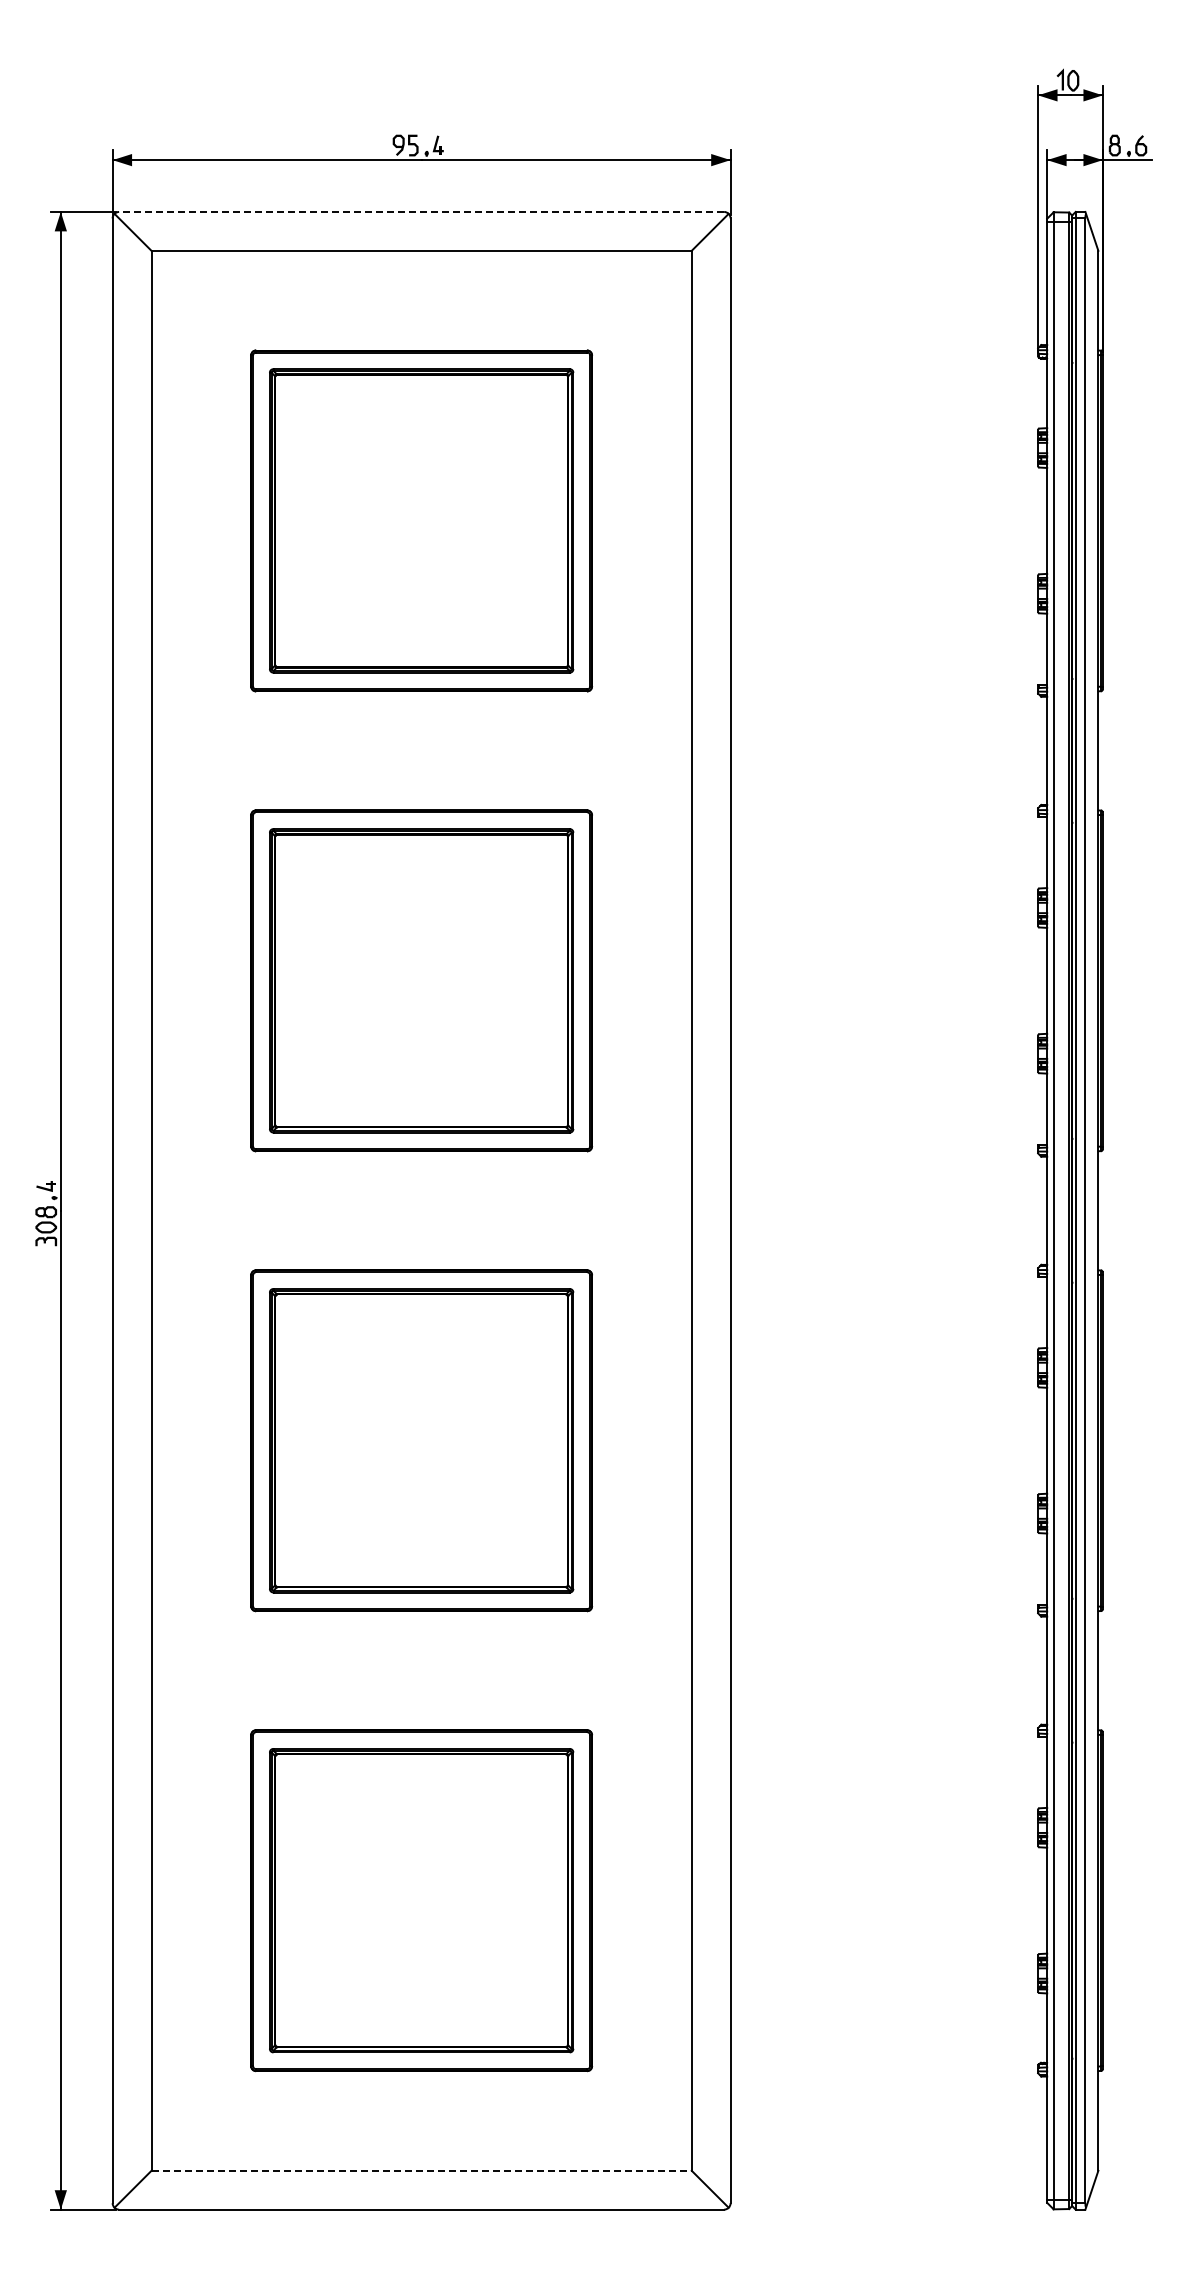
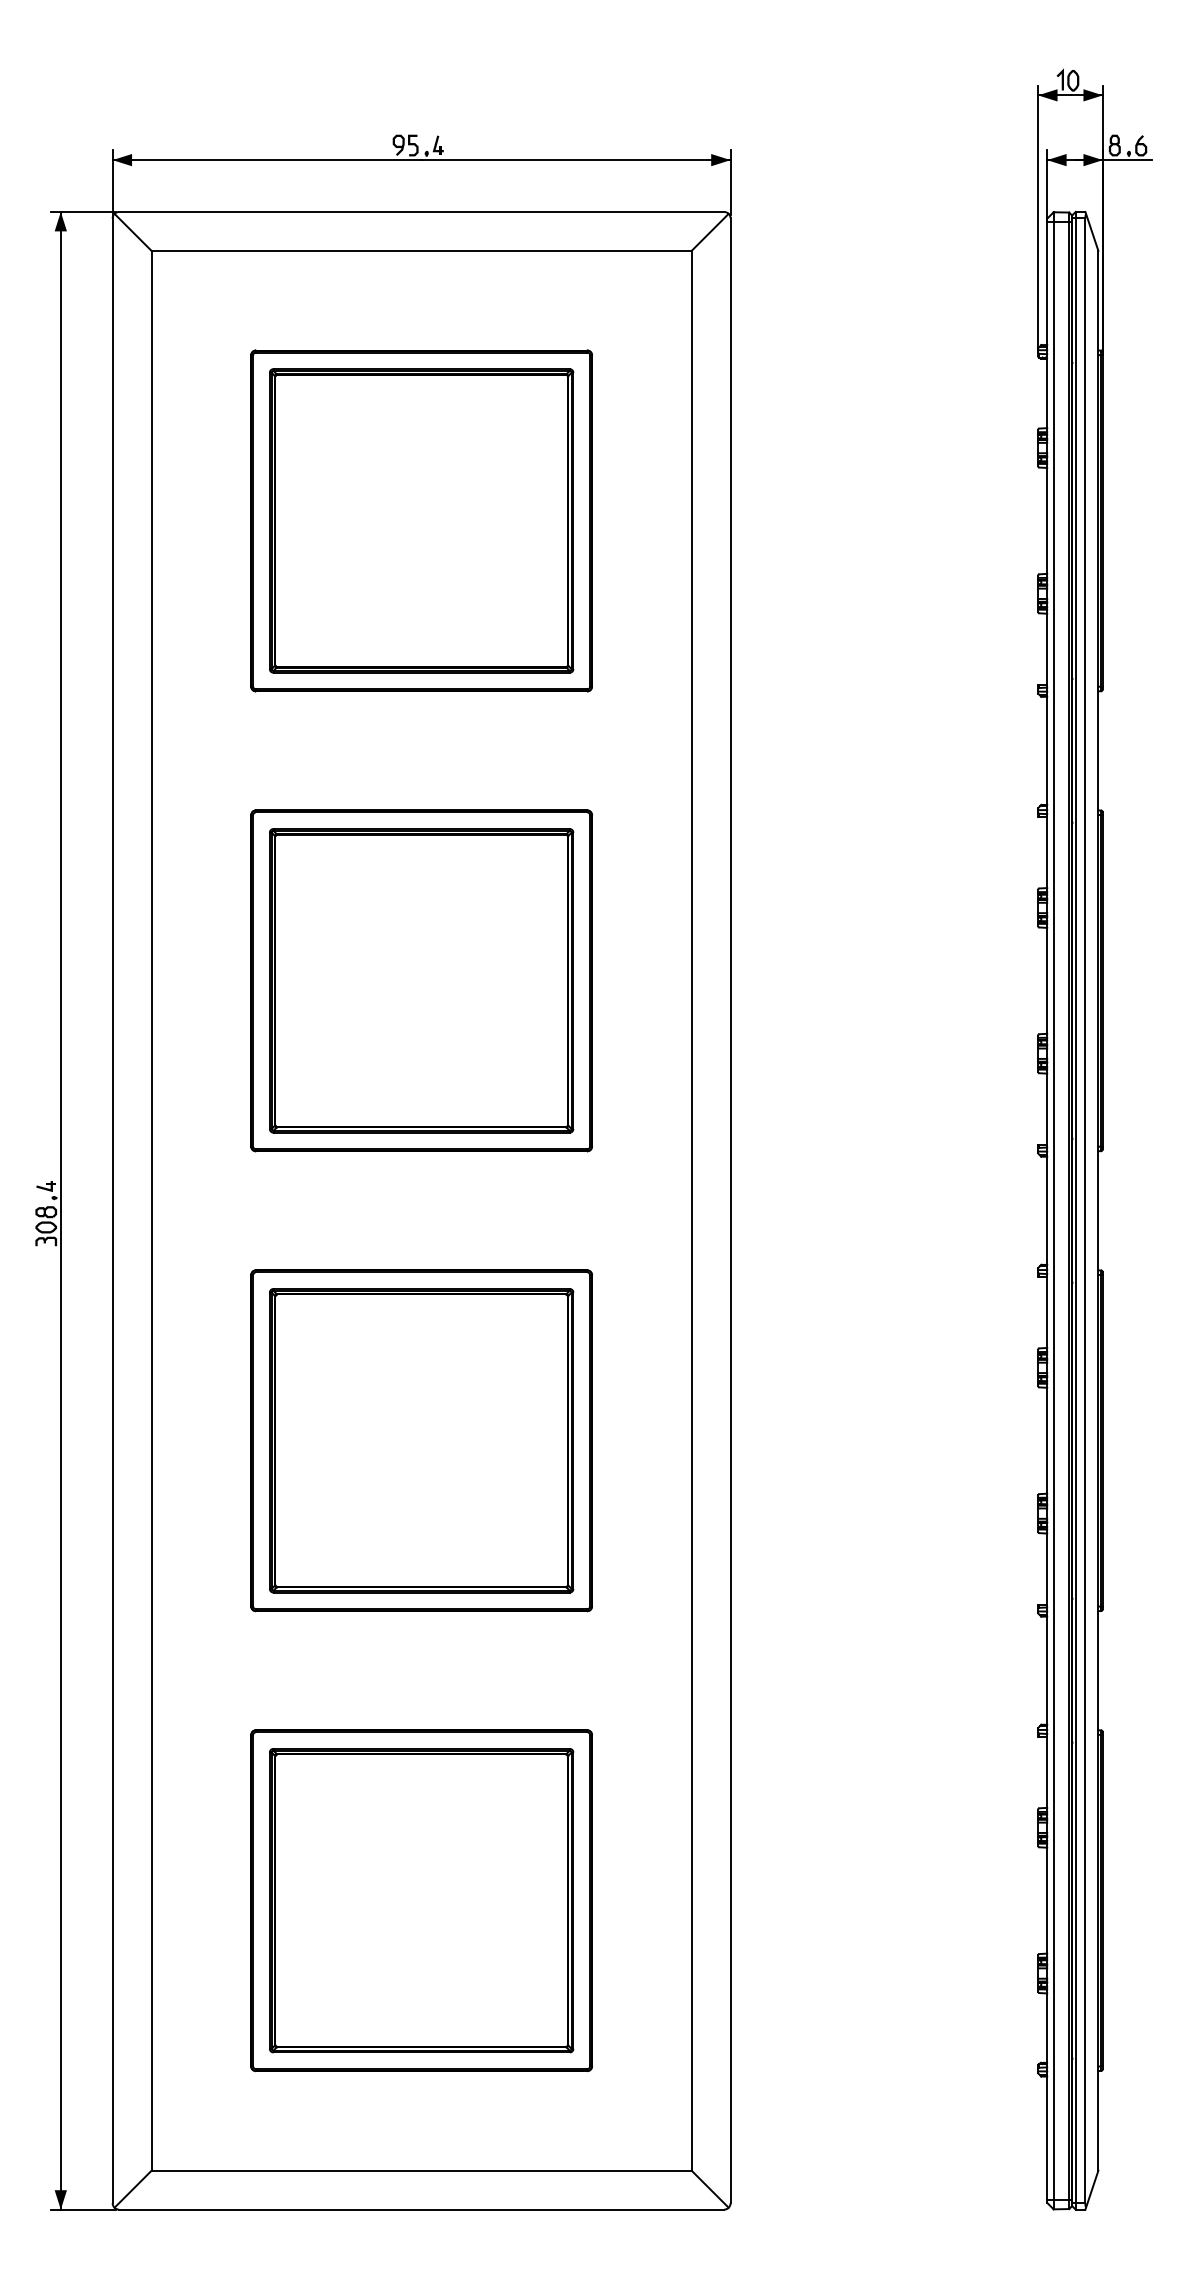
line: dashed -> solid (421, 211)
line: dashed -> solid (422, 2170)
